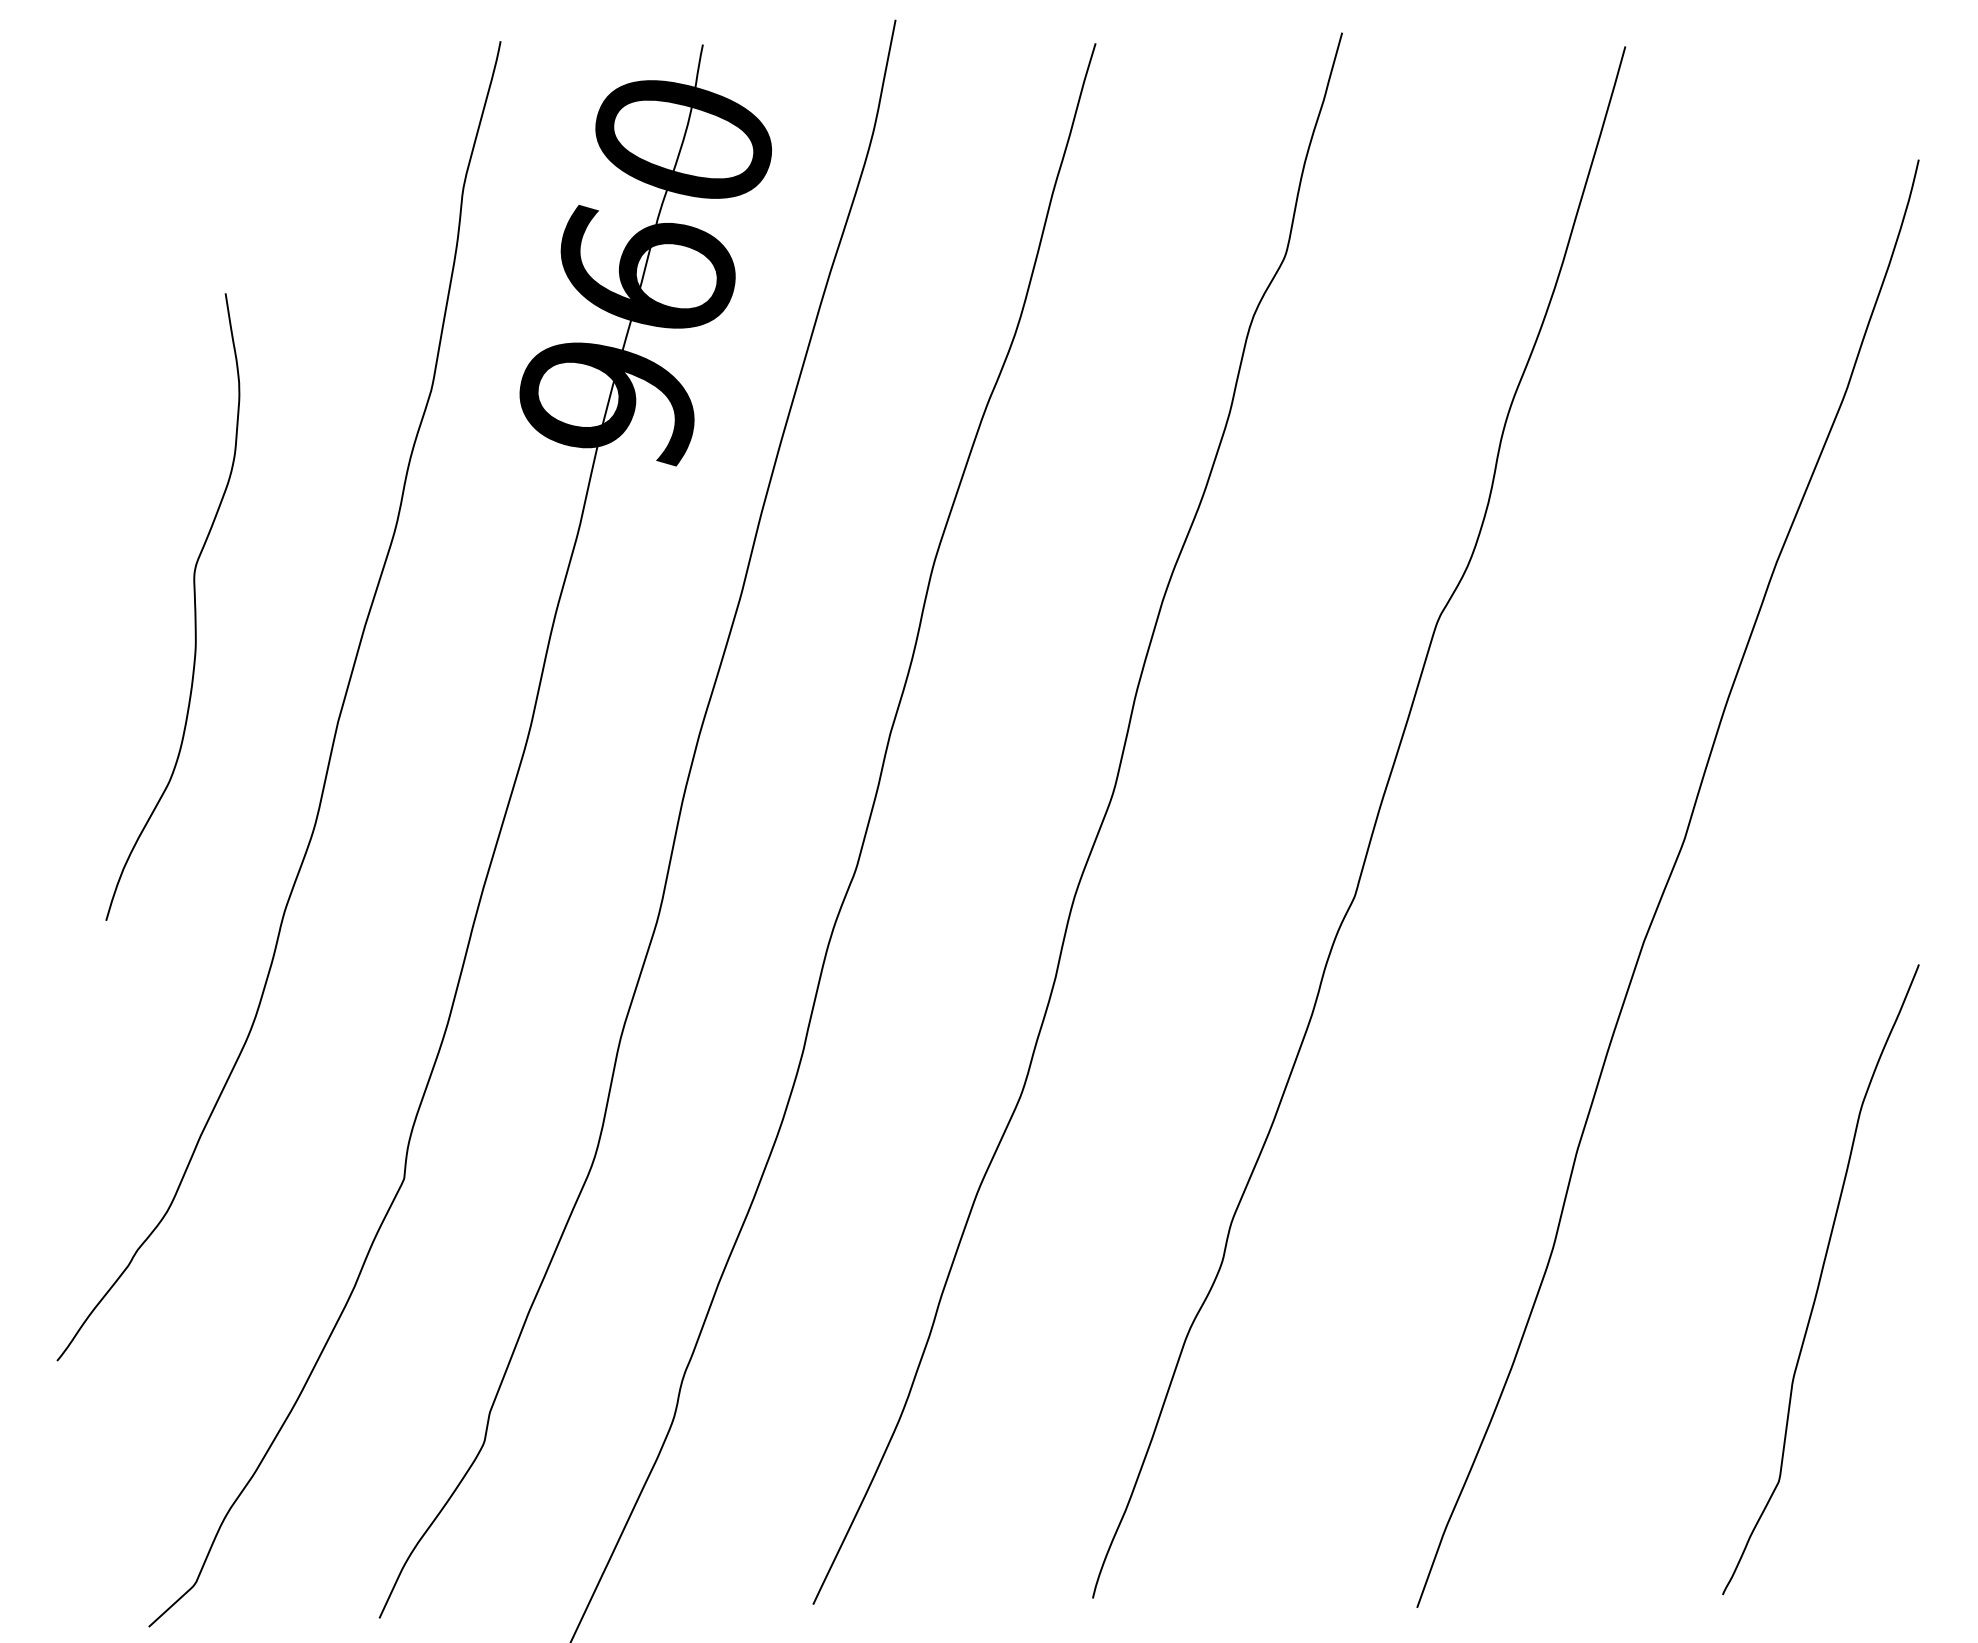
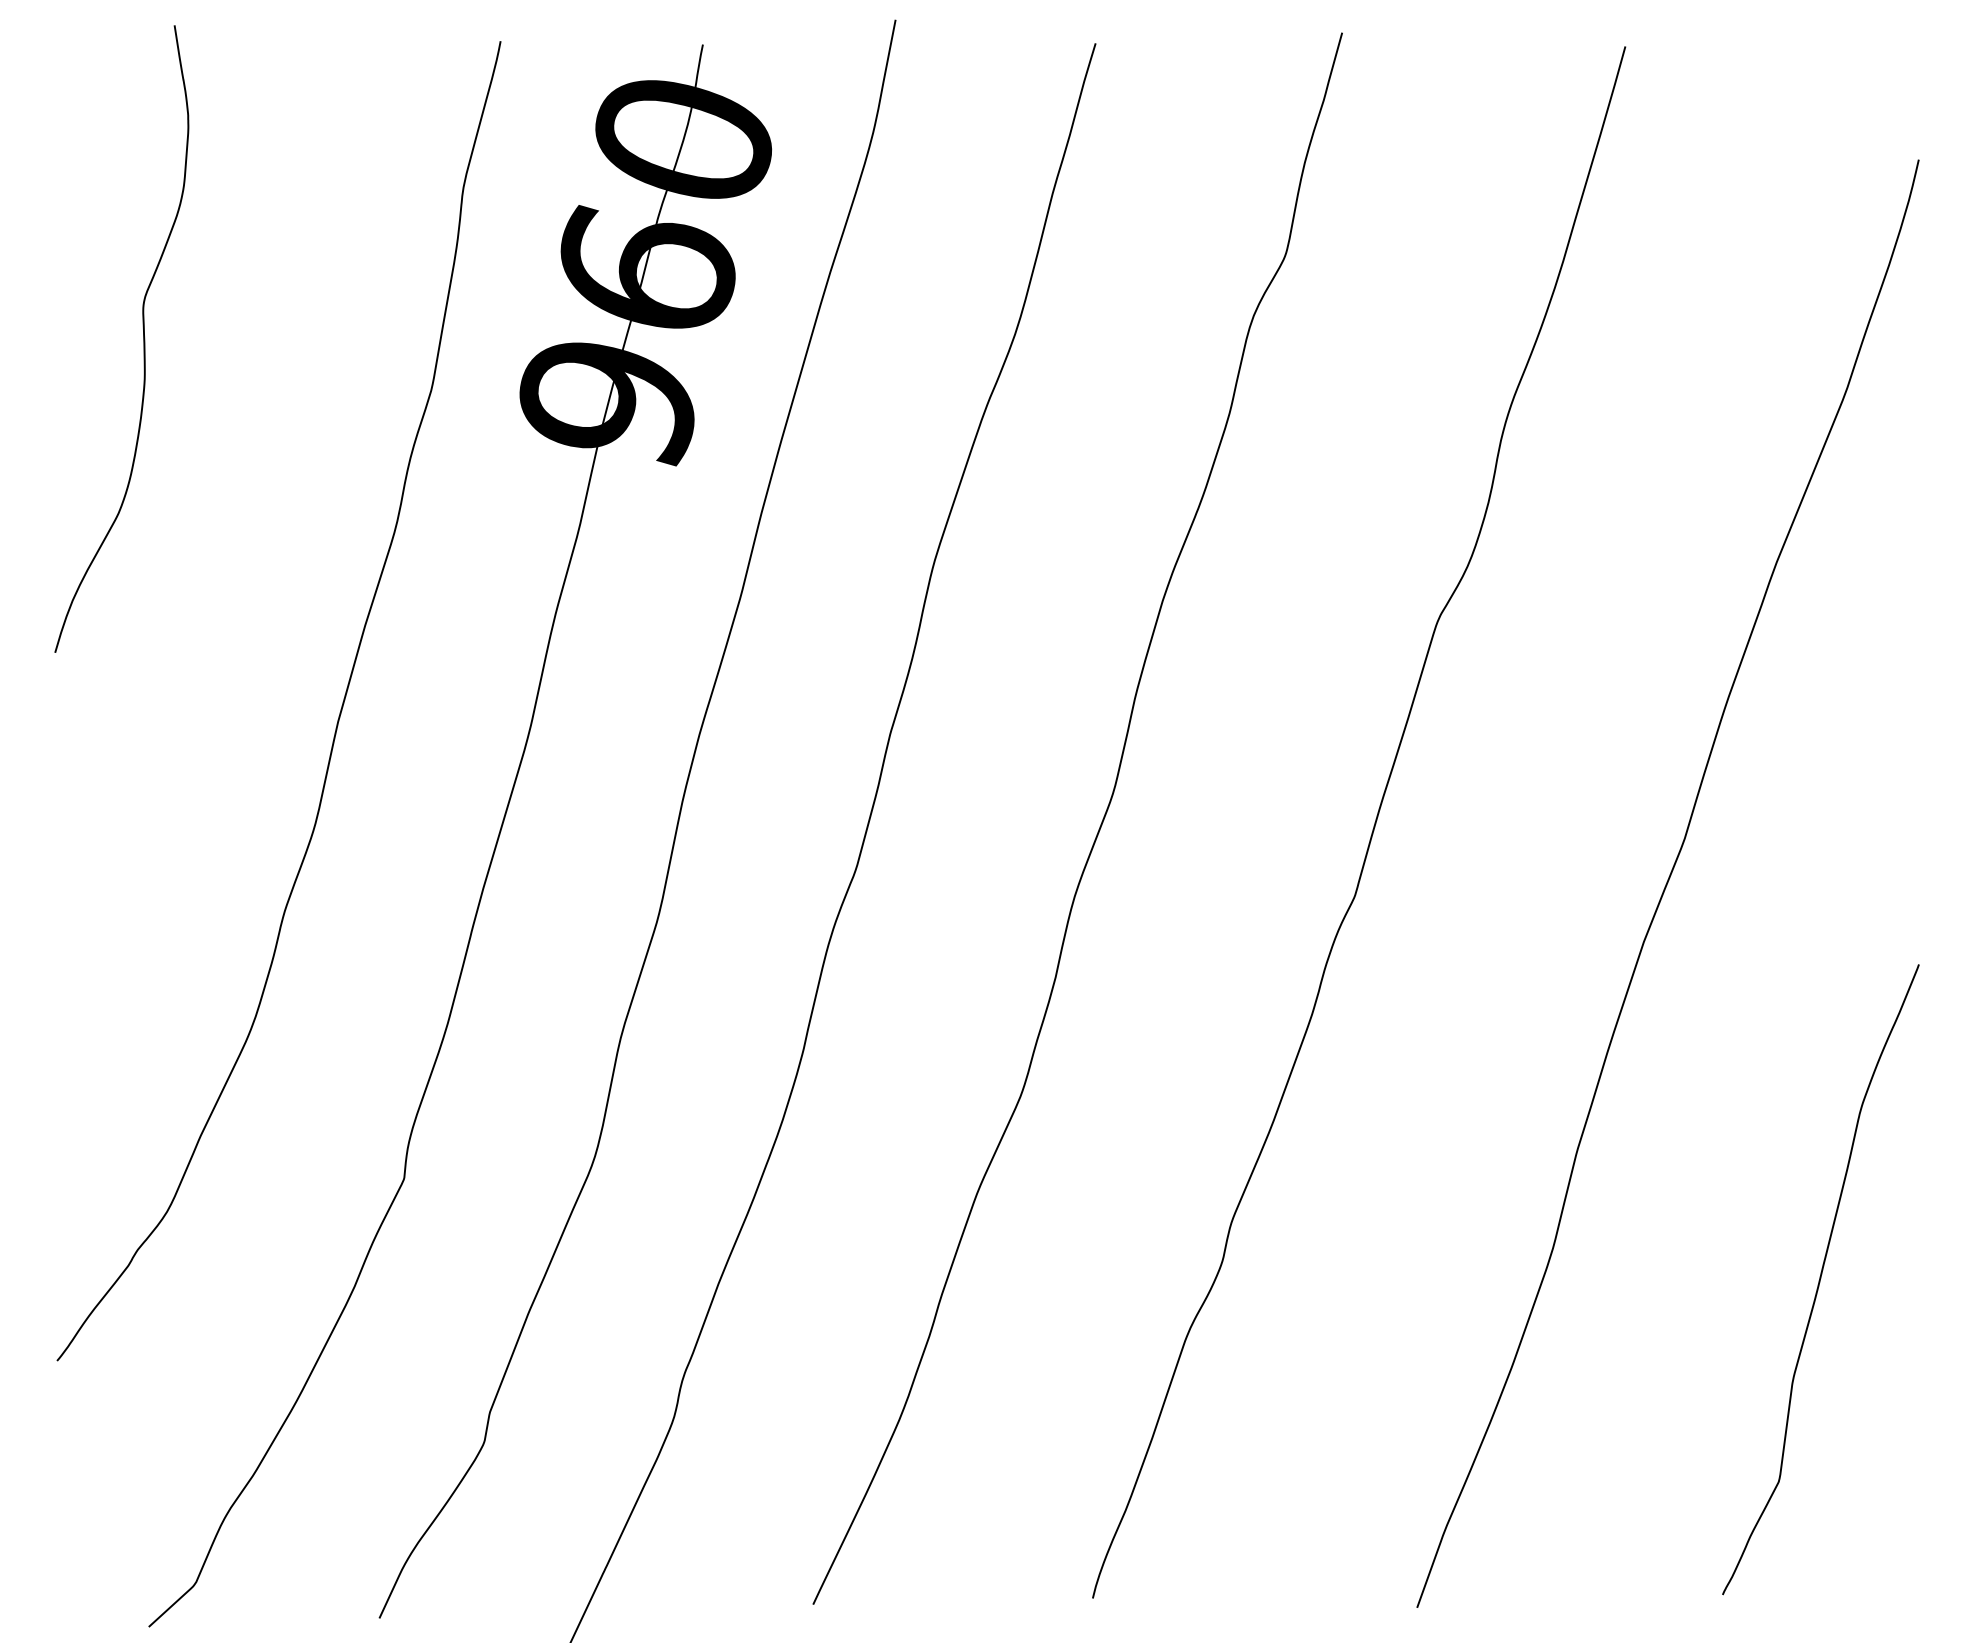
curve position: (194, 606) -> (143, 338) (143, 338)
